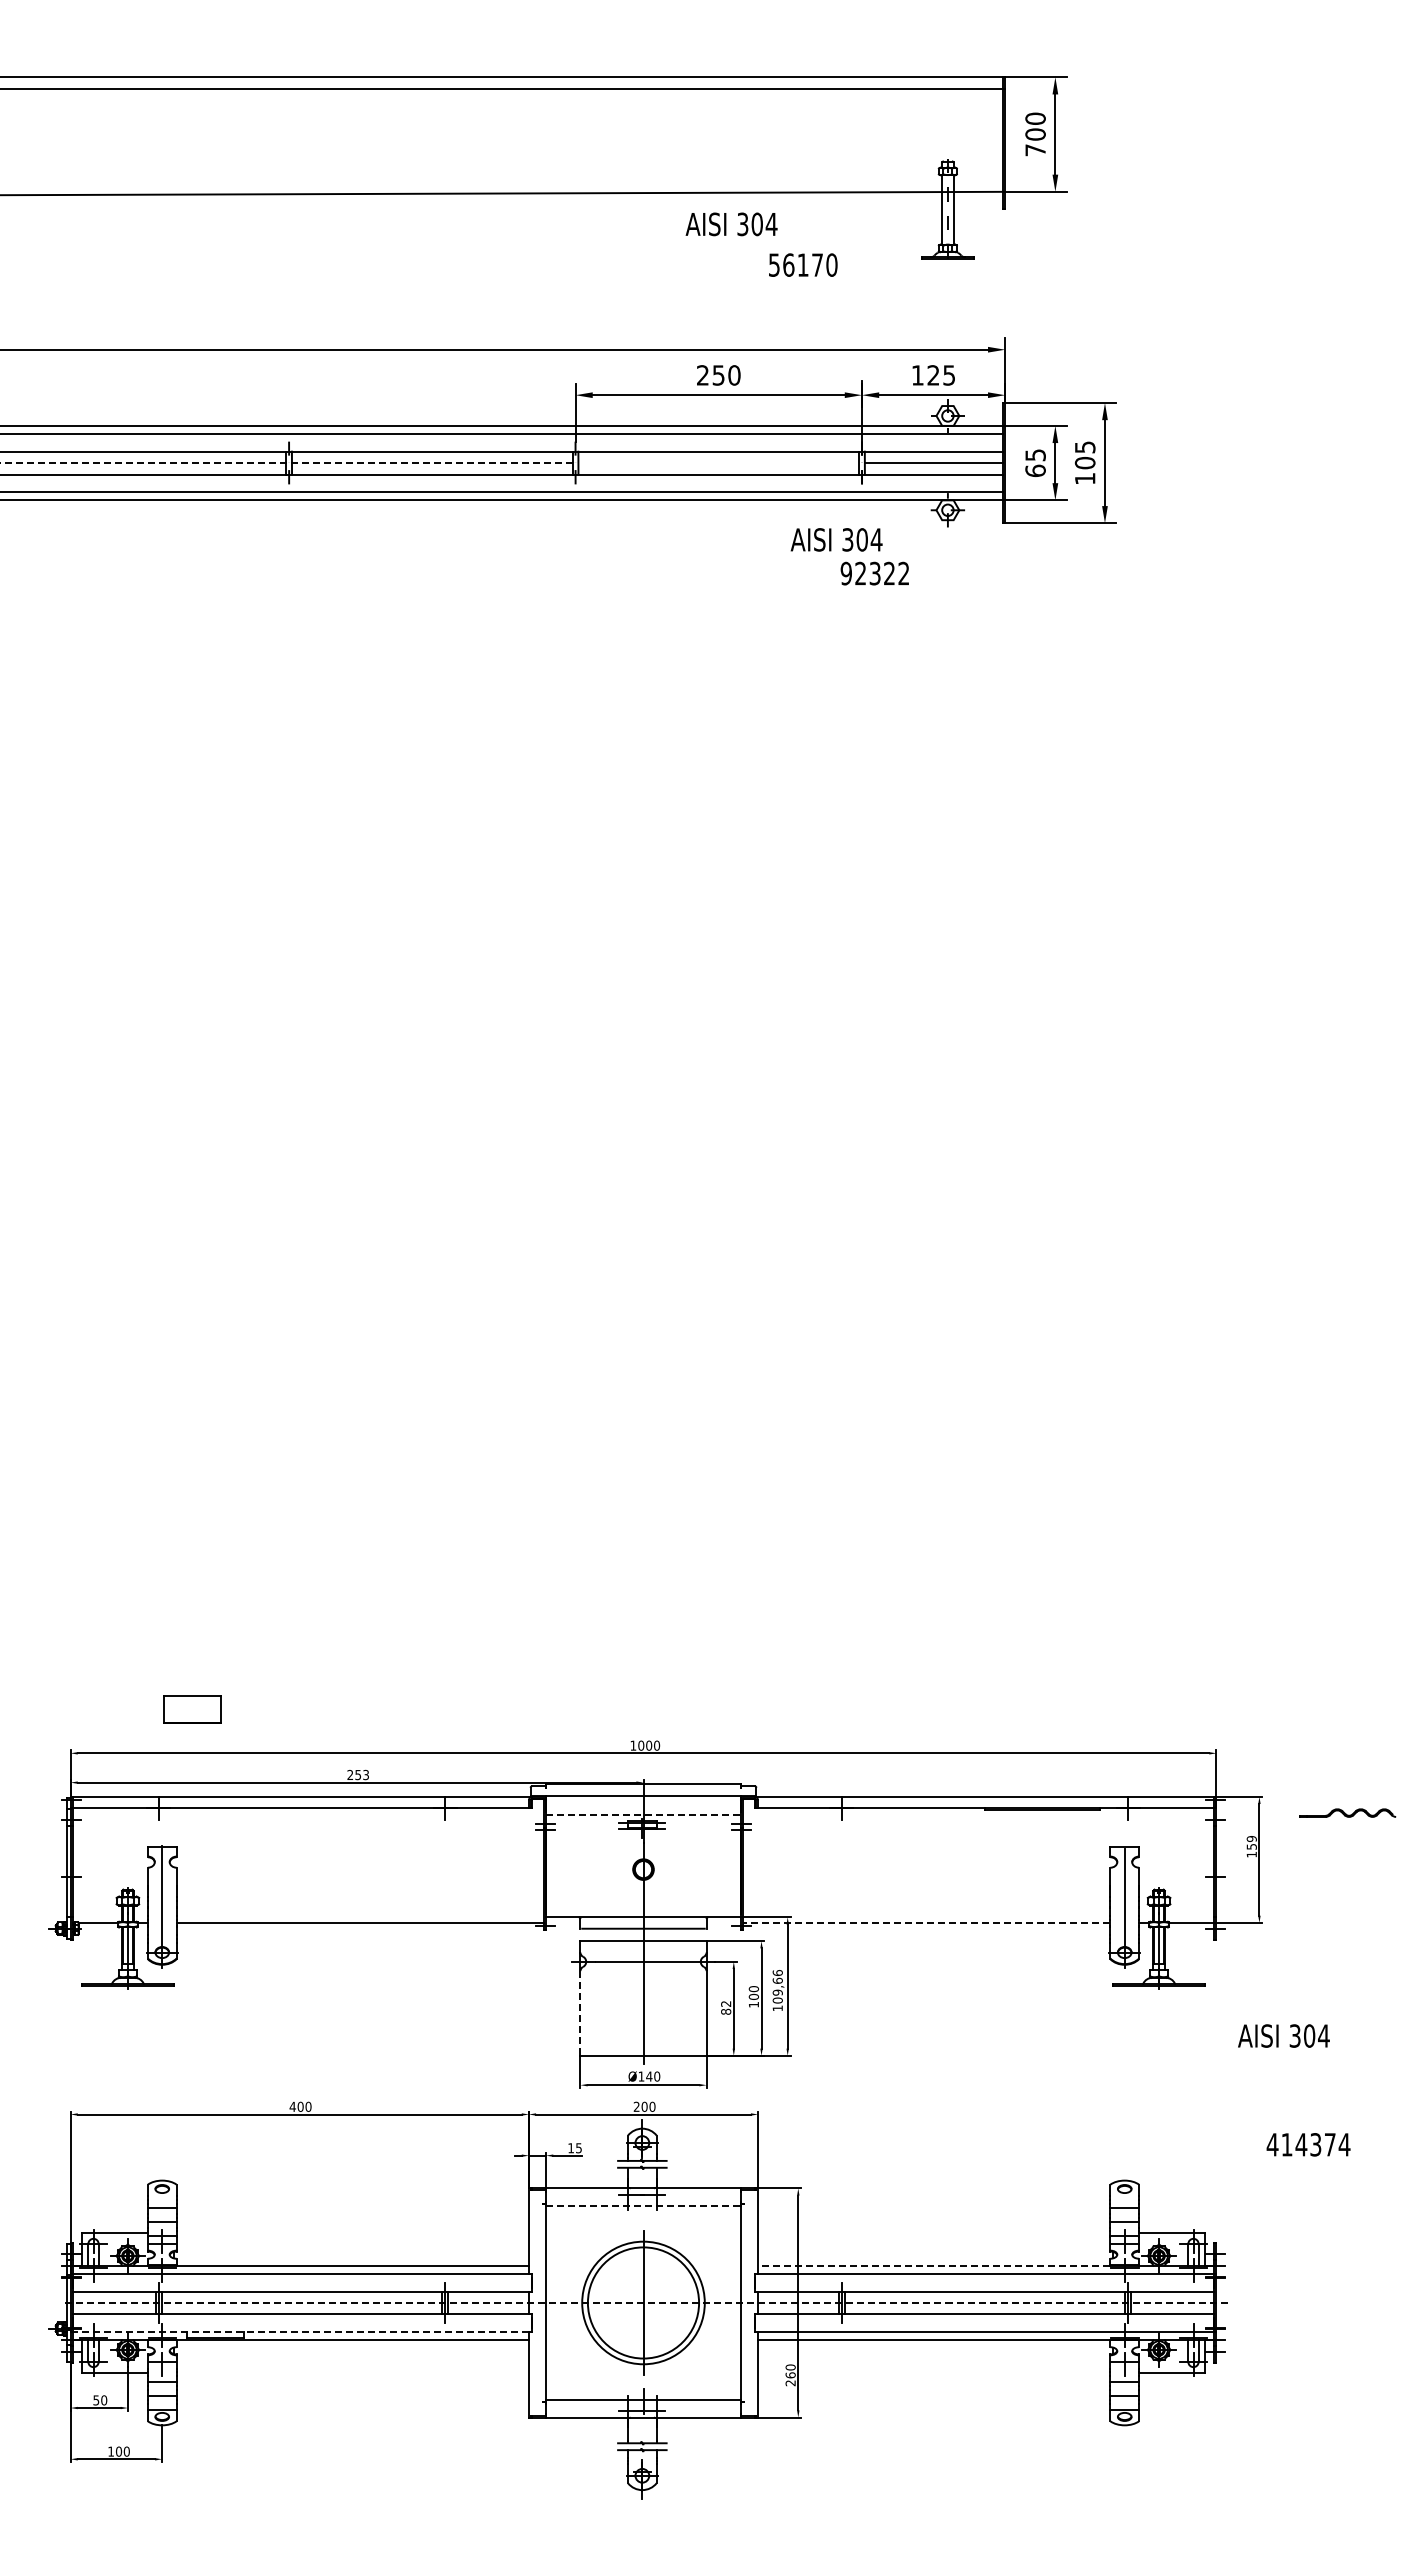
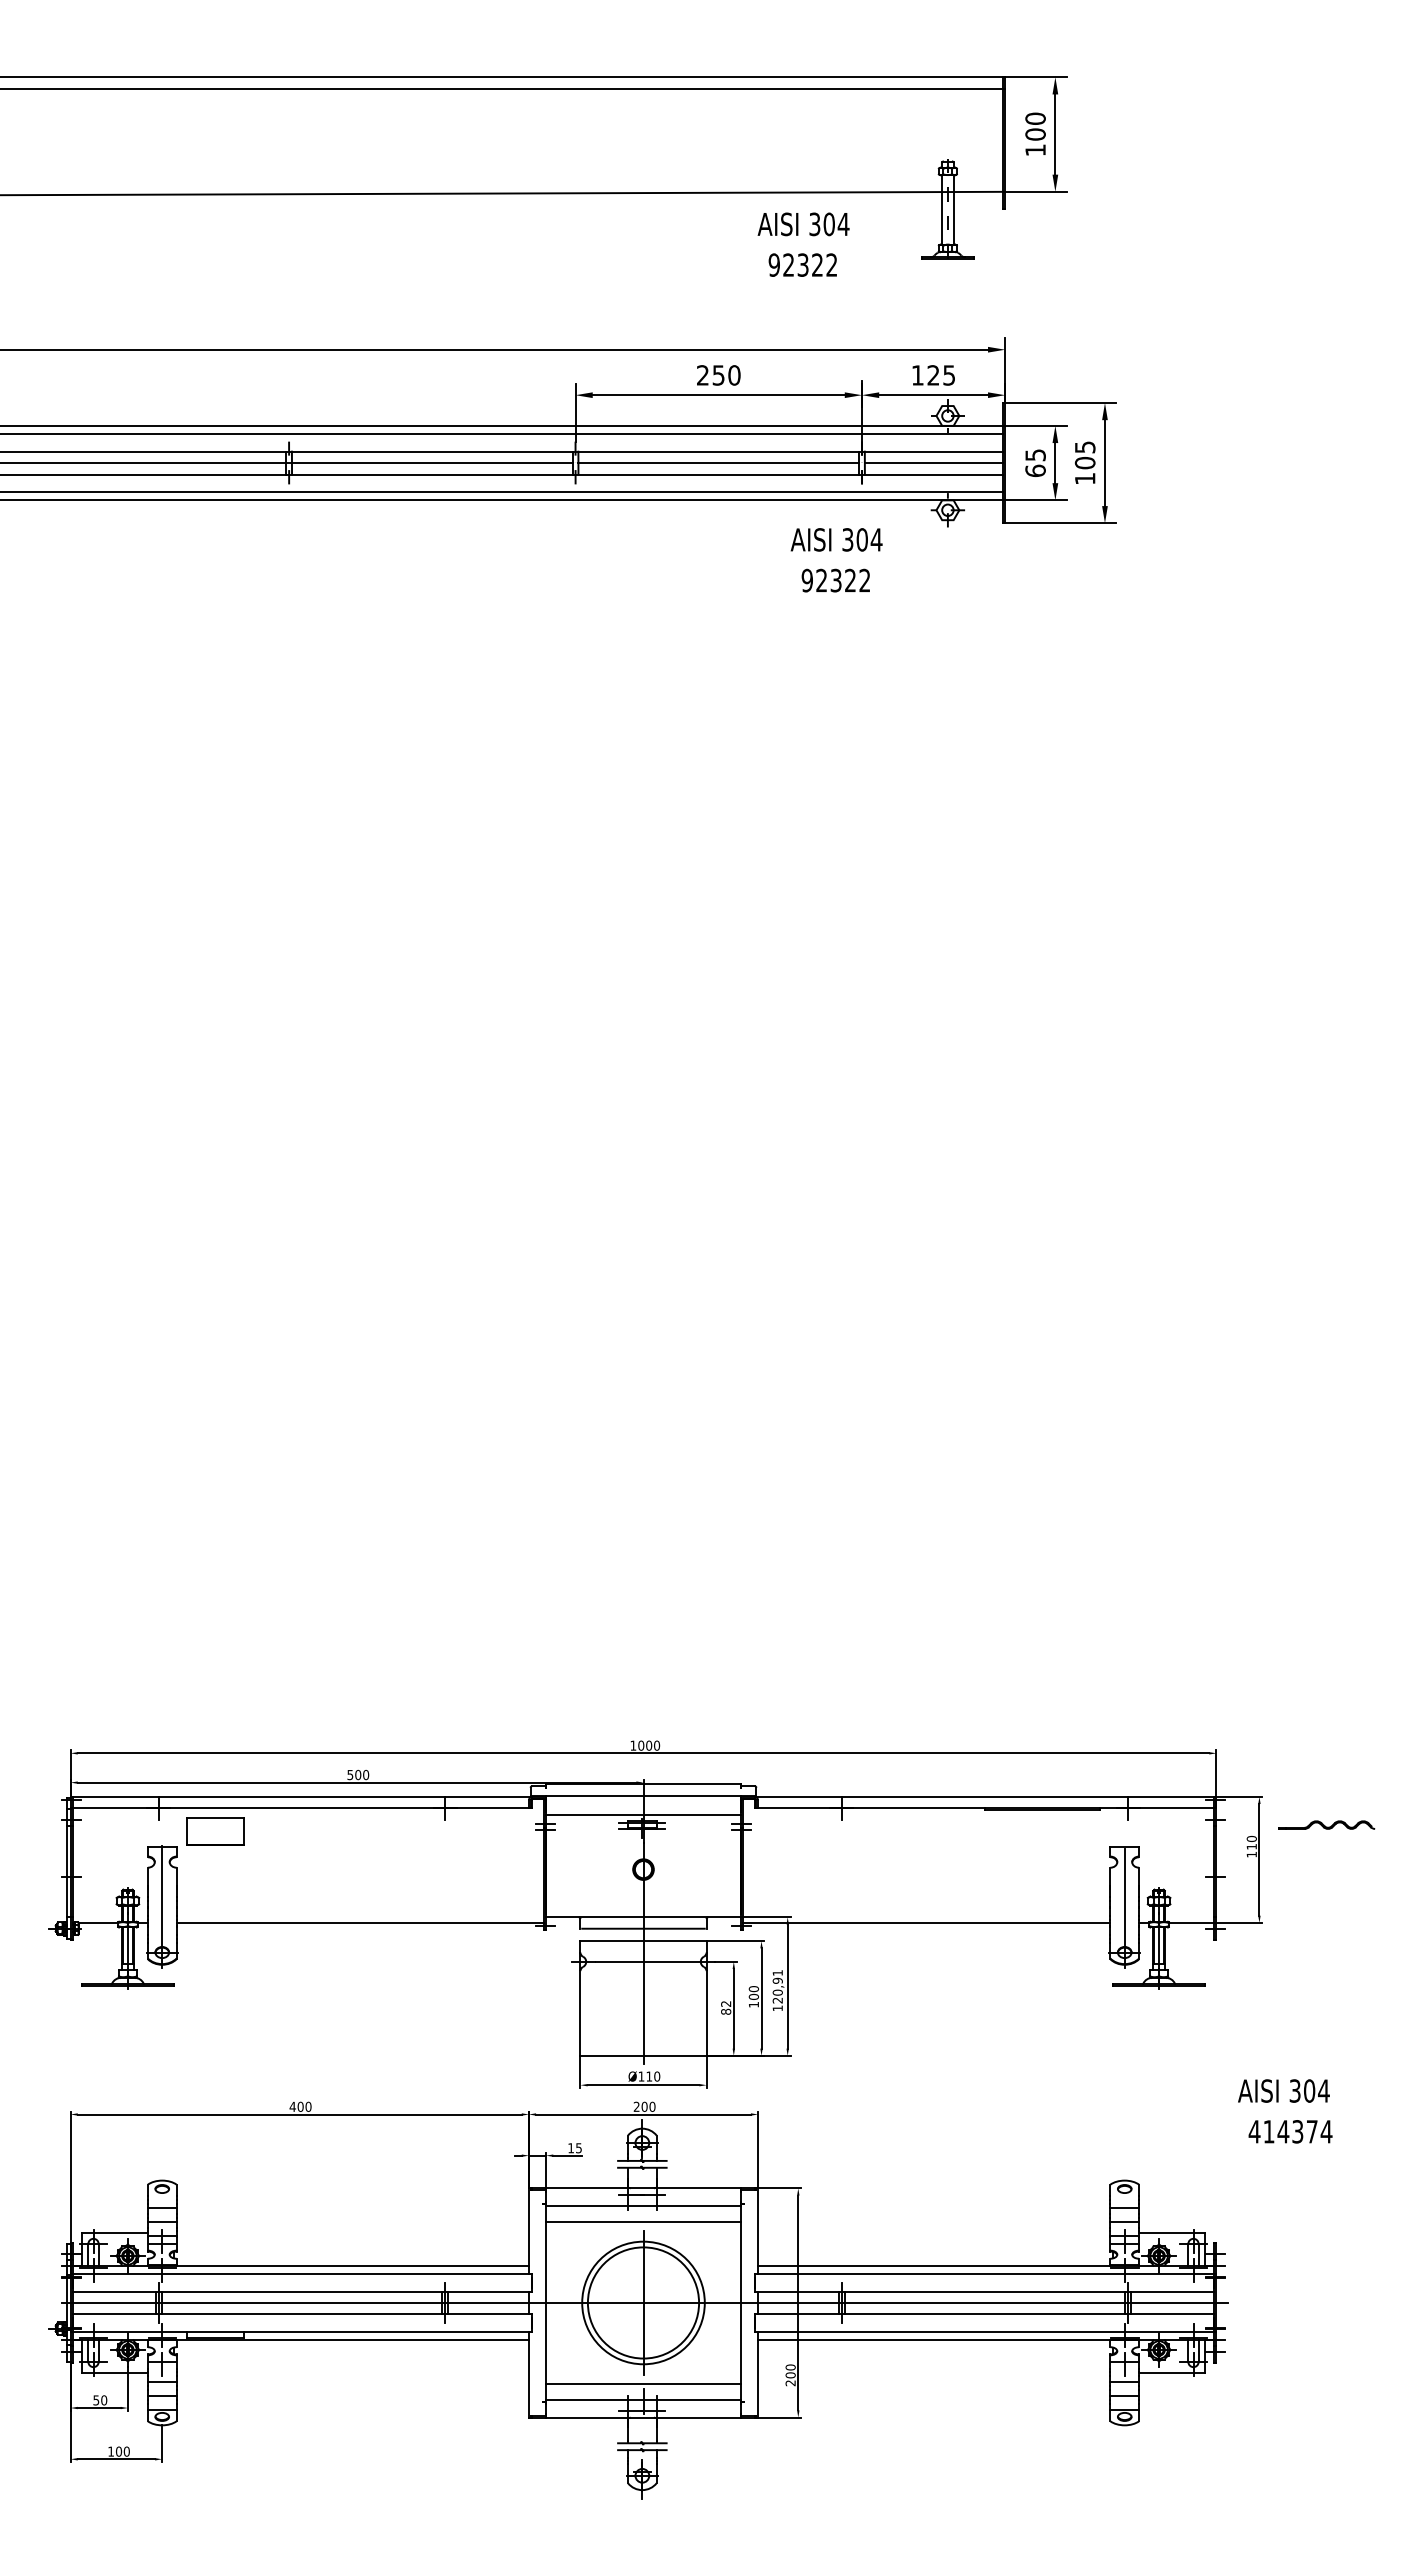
text: 700 -> 100 (1035, 150)
text position: (731, 224) -> (803, 224) (803, 224)
text: 56170 -> 92322 (802, 264)
line: dashed -> solid (286, 463)
line: none -> present (718, 463)
text position: (874, 573) -> (835, 580) (835, 580)
part position: (192, 1709) -> (215, 1831) (215, 1831)
text: 253 -> 500 (358, 1774)
part position: (1347, 1812) -> (1326, 1824) (1326, 1824)
line: dashed -> solid (644, 1815)
text: 159 -> 110 (1251, 1842)
line: dashed -> solid (926, 1922)
text: 109,66 -> 120,91 (777, 1986)
line: dashed -> solid (580, 2013)
text position: (1283, 2035) -> (1283, 2090) (1283, 2090)
text: 140 -> 110 (649, 2076)
text position: (1308, 2144) -> (1290, 2131) (1290, 2131)
line: dashed -> solid (644, 2205)
line: none -> present (643, 2221)
line: dashed -> solid (933, 2265)
line: dashed -> solid (644, 2302)
line: dashed -> solid (300, 2331)
text: 260 -> 200 (790, 2375)
line: none -> present (643, 2384)
